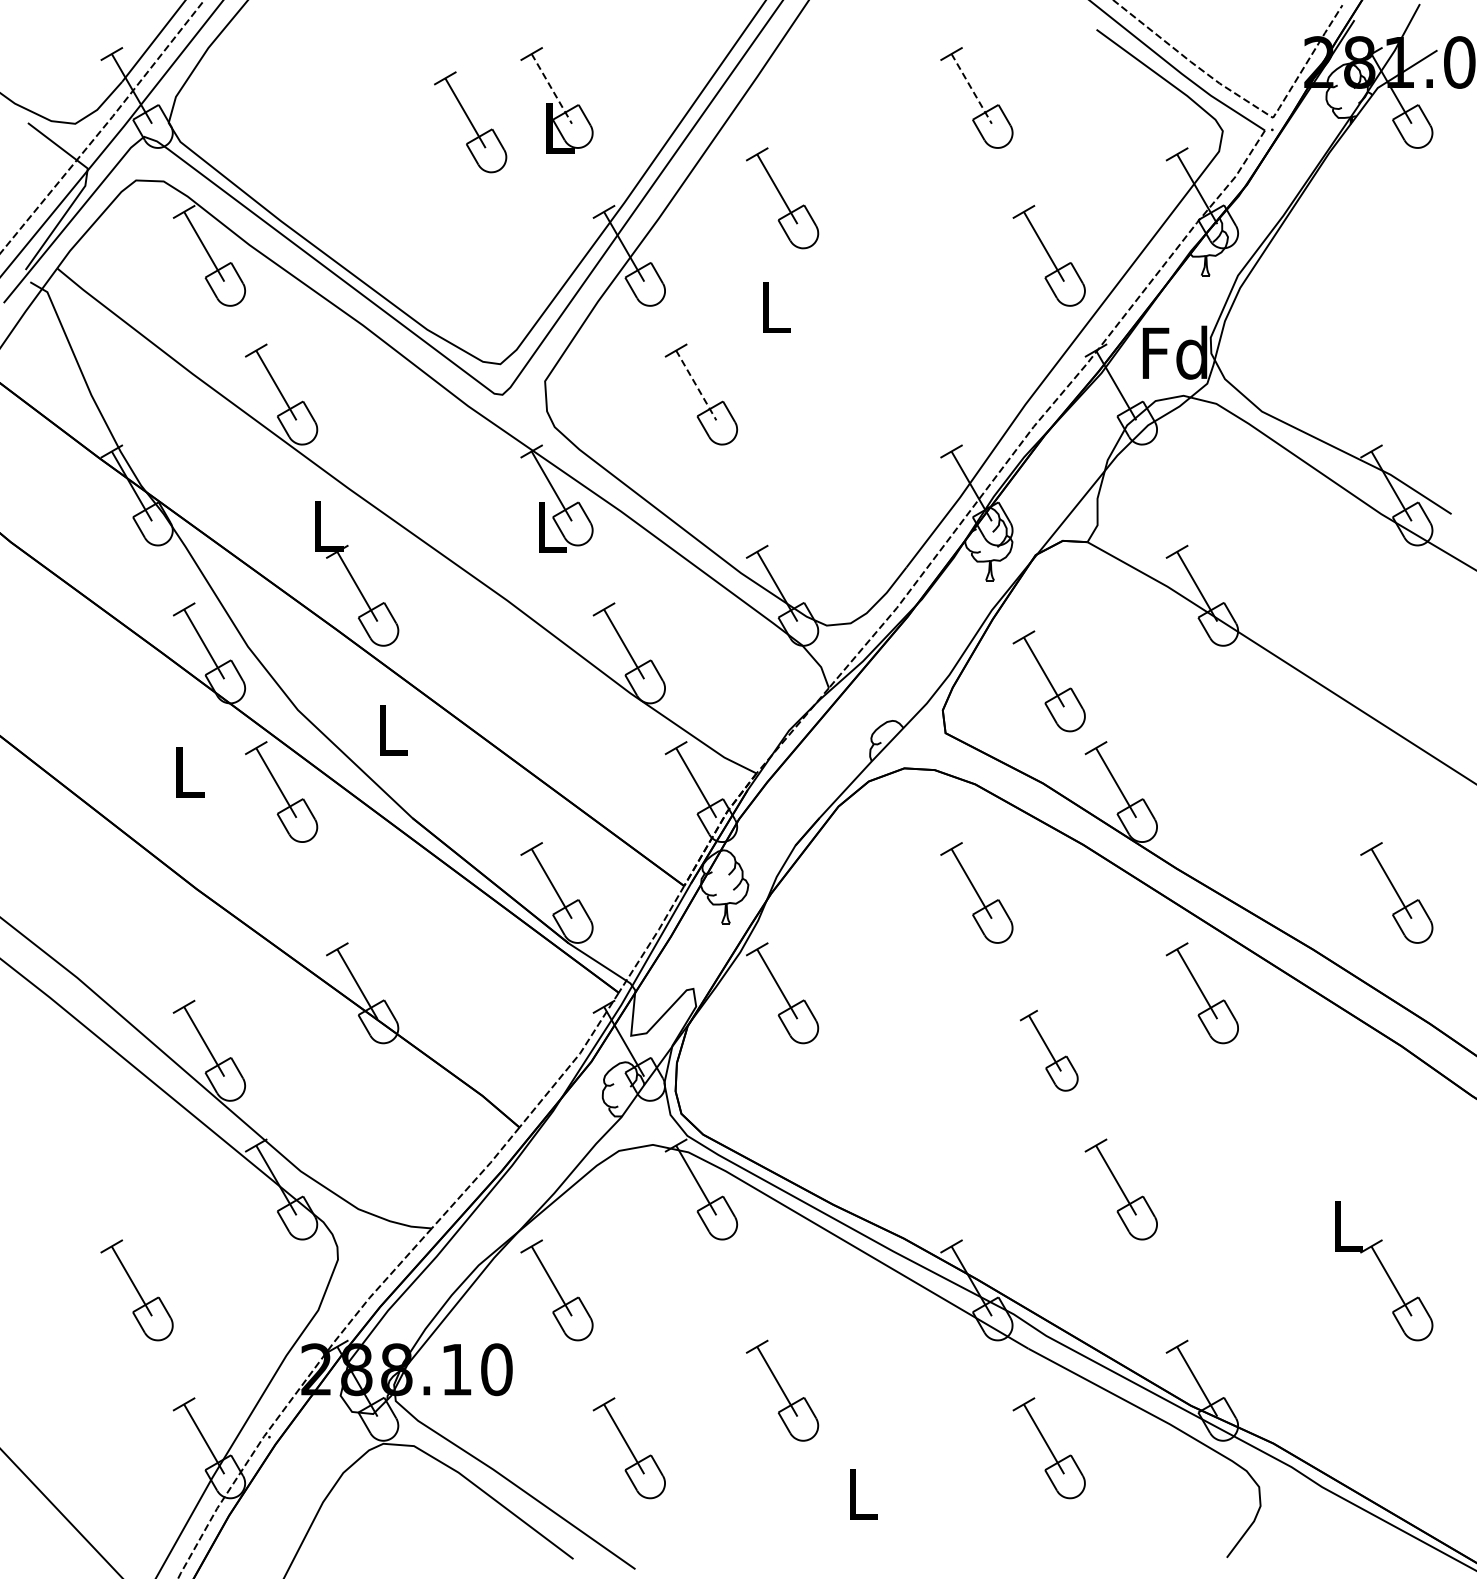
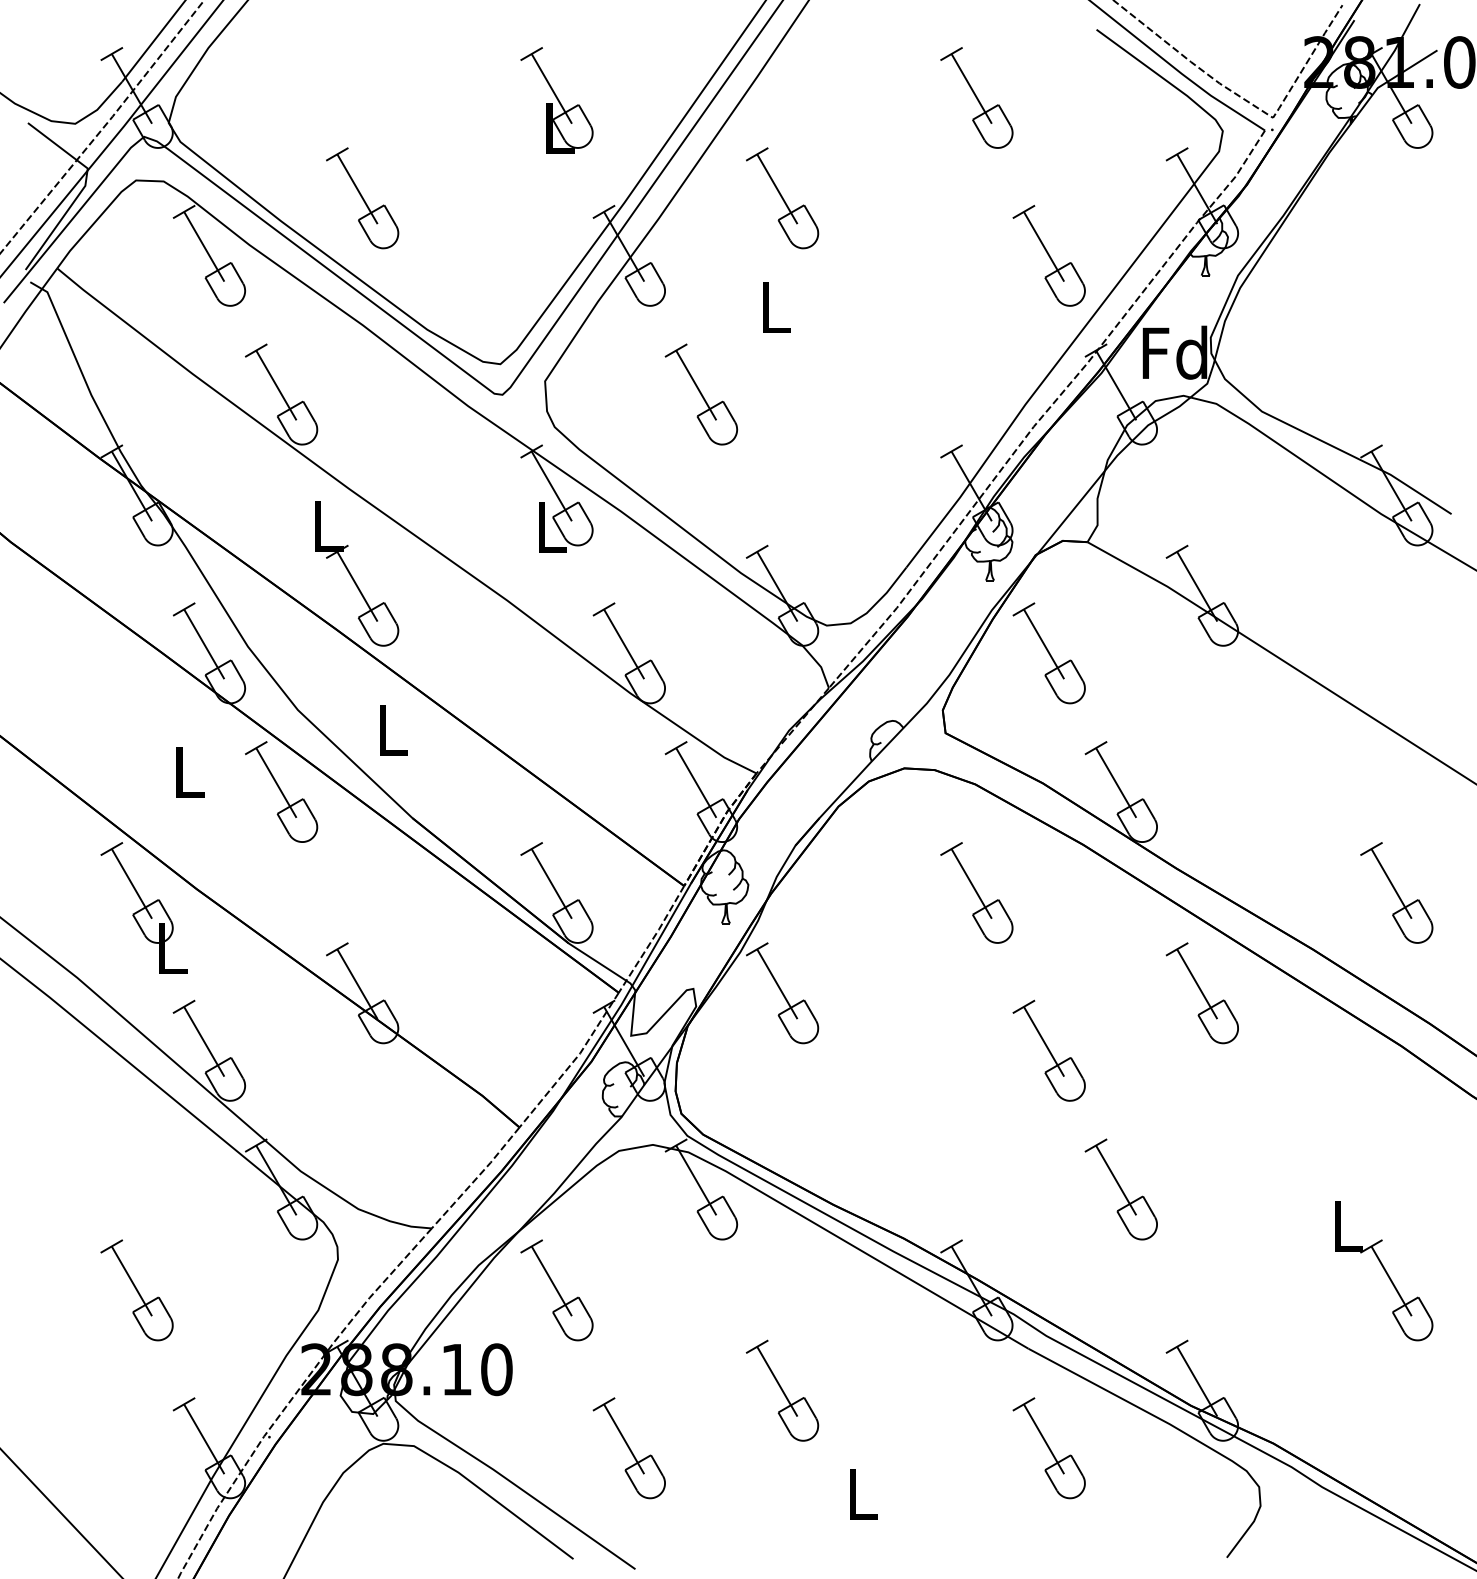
line: dashed -> solid (552, 89)
line: dashed -> solid (971, 89)
part position: (470, 122) -> (362, 198) (362, 198)
line: dashed -> solid (696, 385)
part position: (1048, 681) -> (1048, 653) (1048, 653)
part: none -> present (143, 907)
part size: 59x83 px -> 74x103 px (1048, 1050)
